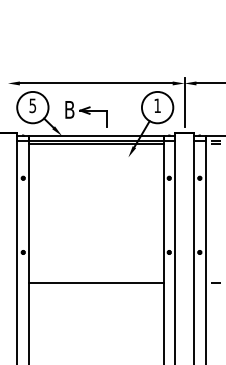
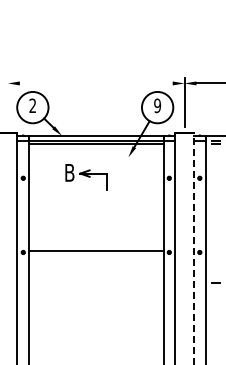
line: present -> none (95, 83)
text: 5 -> 2 (32, 105)
text: 1 -> 9 (157, 105)
part position: (86, 114) -> (86, 177) (86, 177)
line: solid -> dashed (193, 248)
line position: (96, 283) -> (96, 251) (96, 251)
